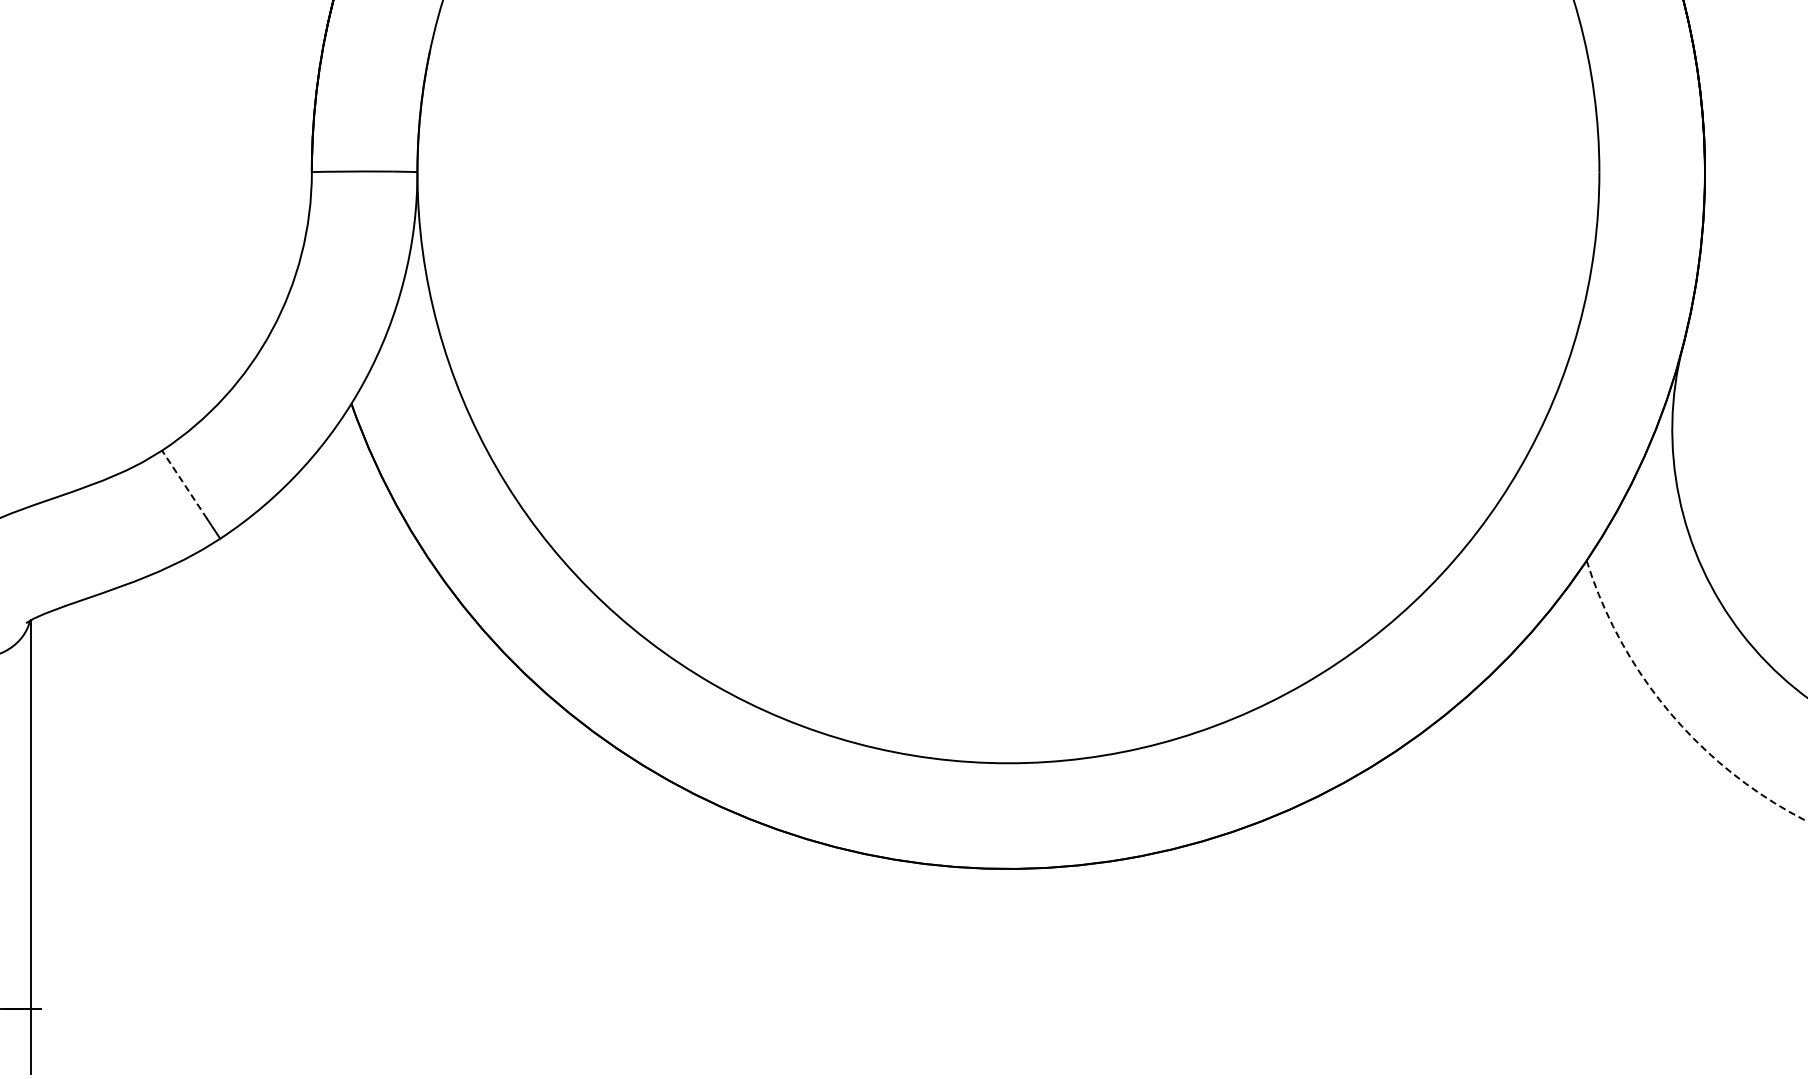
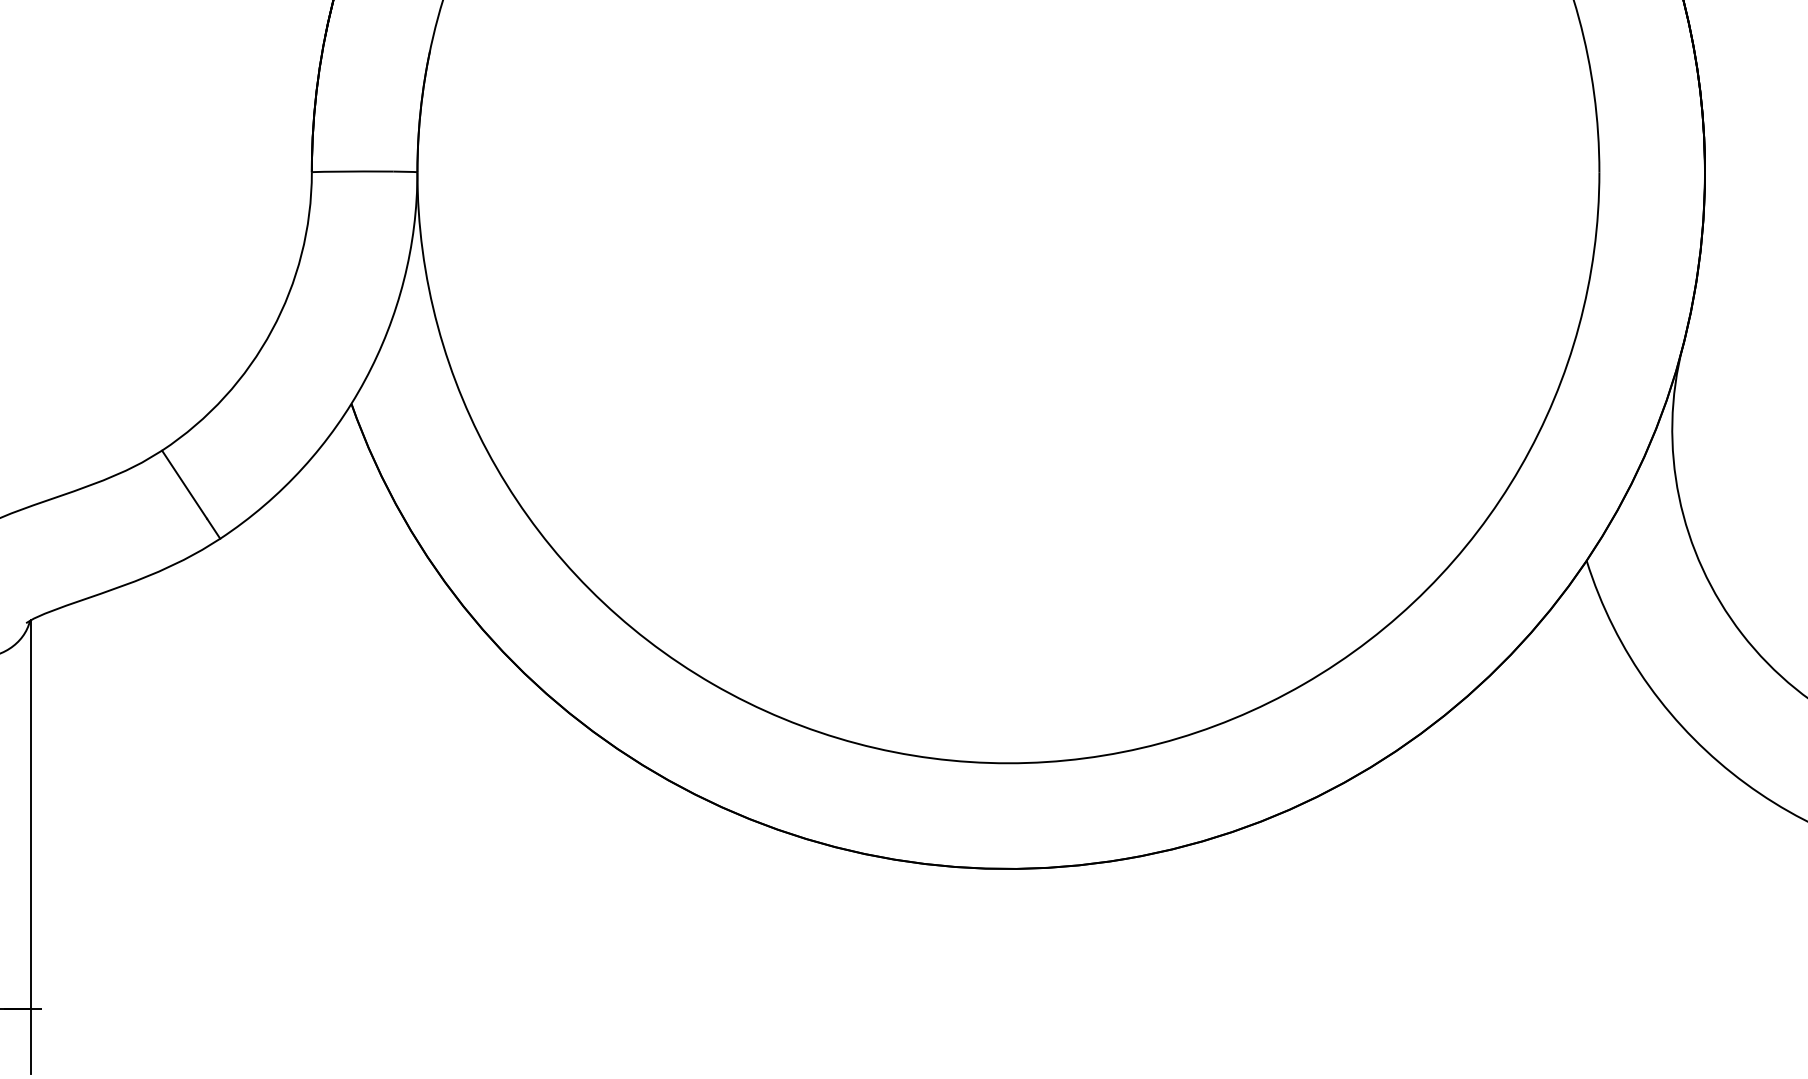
line: dashed -> solid (184, 484)
arc: dashed -> solid (1671, 714)
